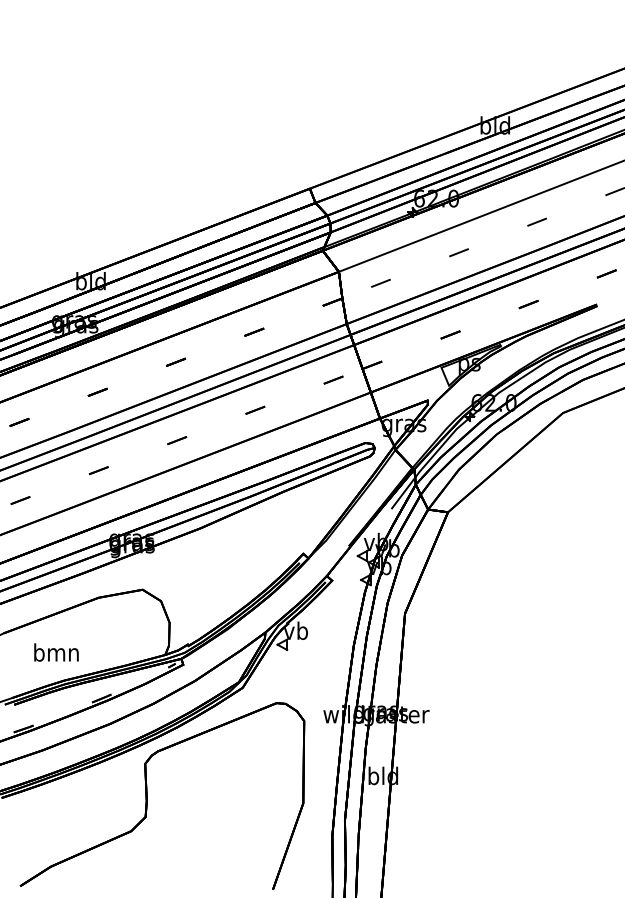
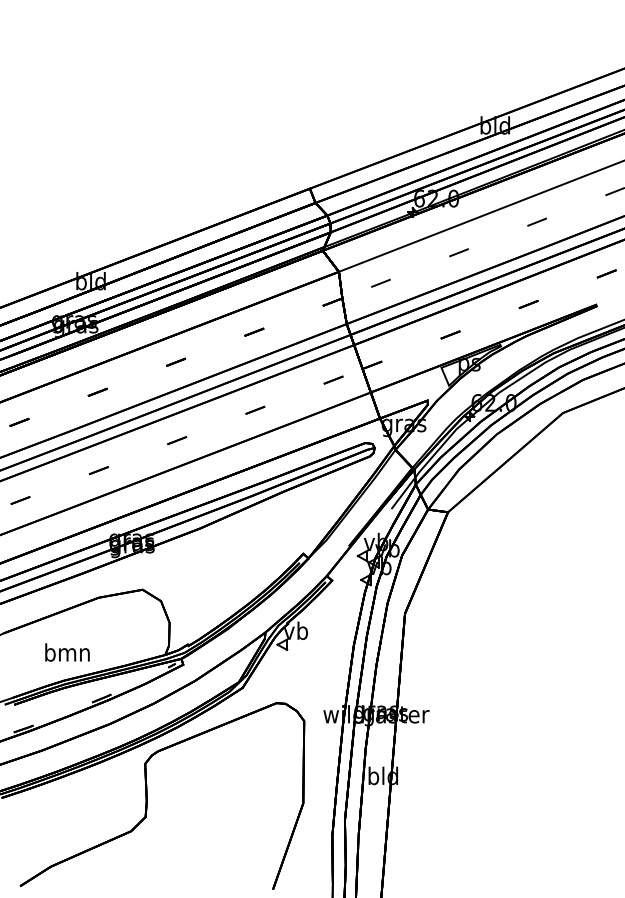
text position: (56, 652) -> (67, 652) (67, 652)
